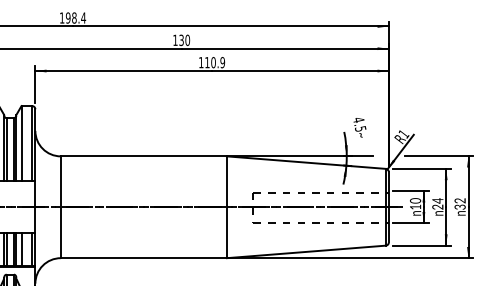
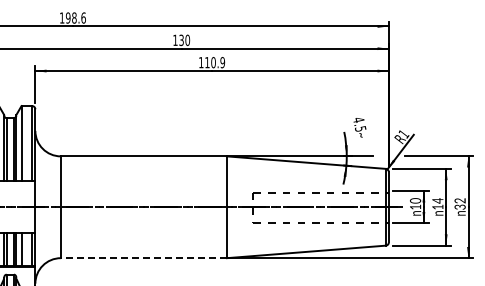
text: 198.4 -> 198.6 (83, 17)
text: 24 -> 14 (437, 206)
line: solid -> dashed (143, 258)
